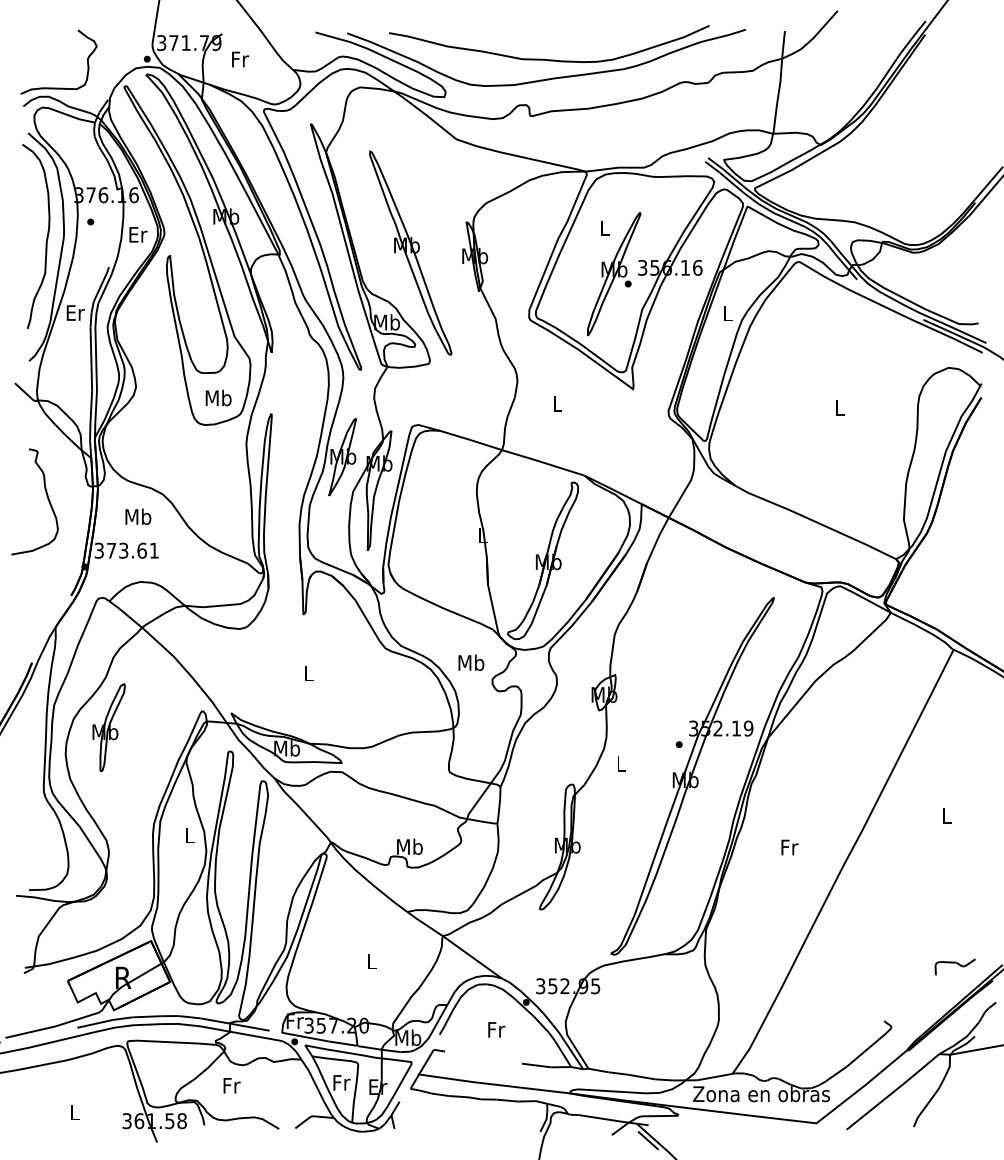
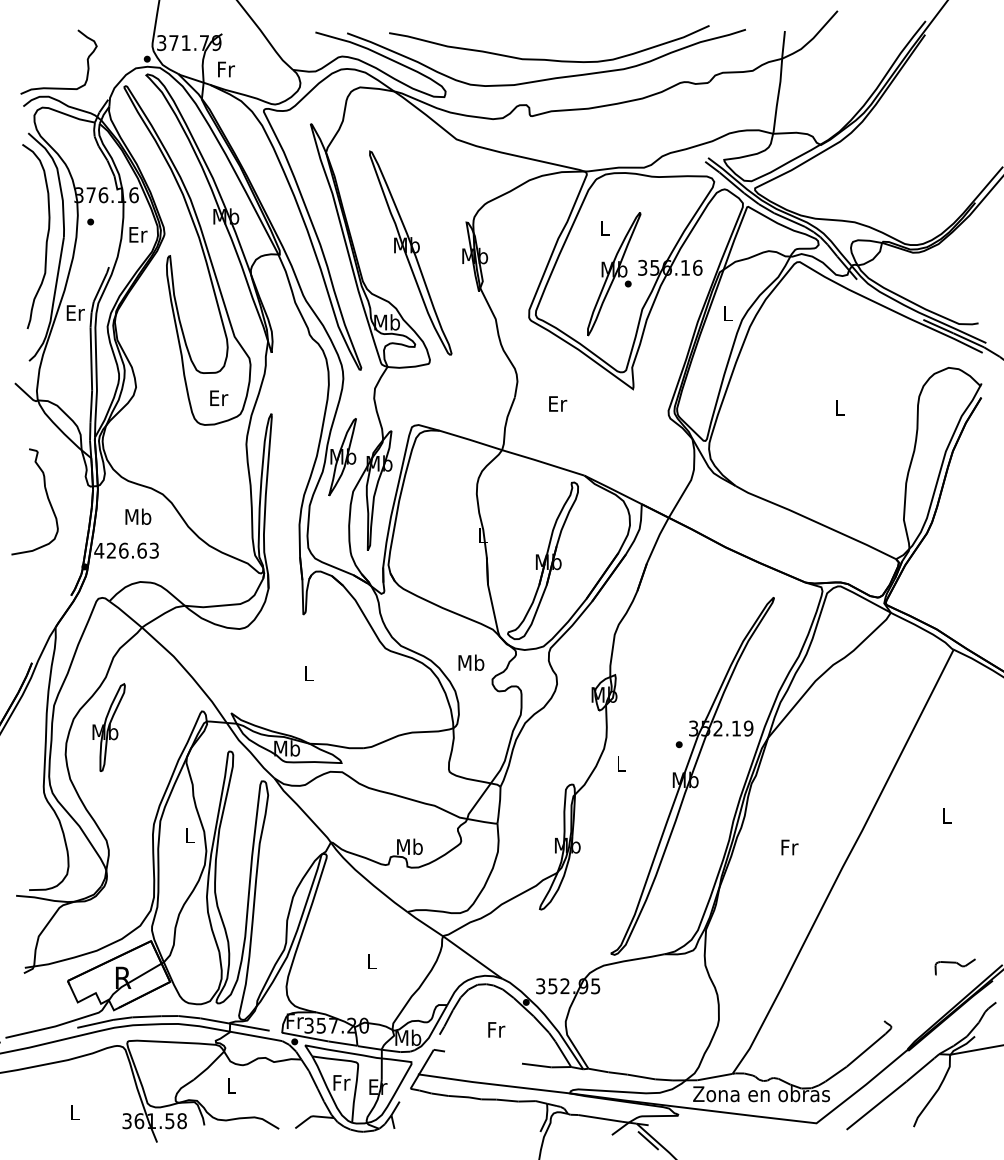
text position: (240, 59) -> (226, 69) (226, 69)
text: Mb -> Er (218, 397)
text: L -> Er (558, 403)
text: 373.61 -> 426.63 (126, 550)
text: Fr -> L (231, 1085)
